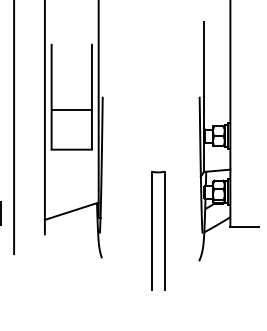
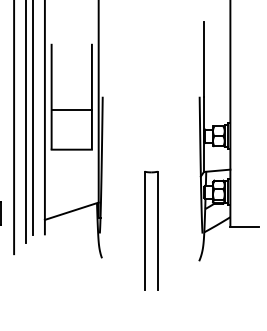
line: none -> present (33, 118)
line: none -> present (25, 122)
part position: (158, 230) -> (151, 230) (151, 230)
